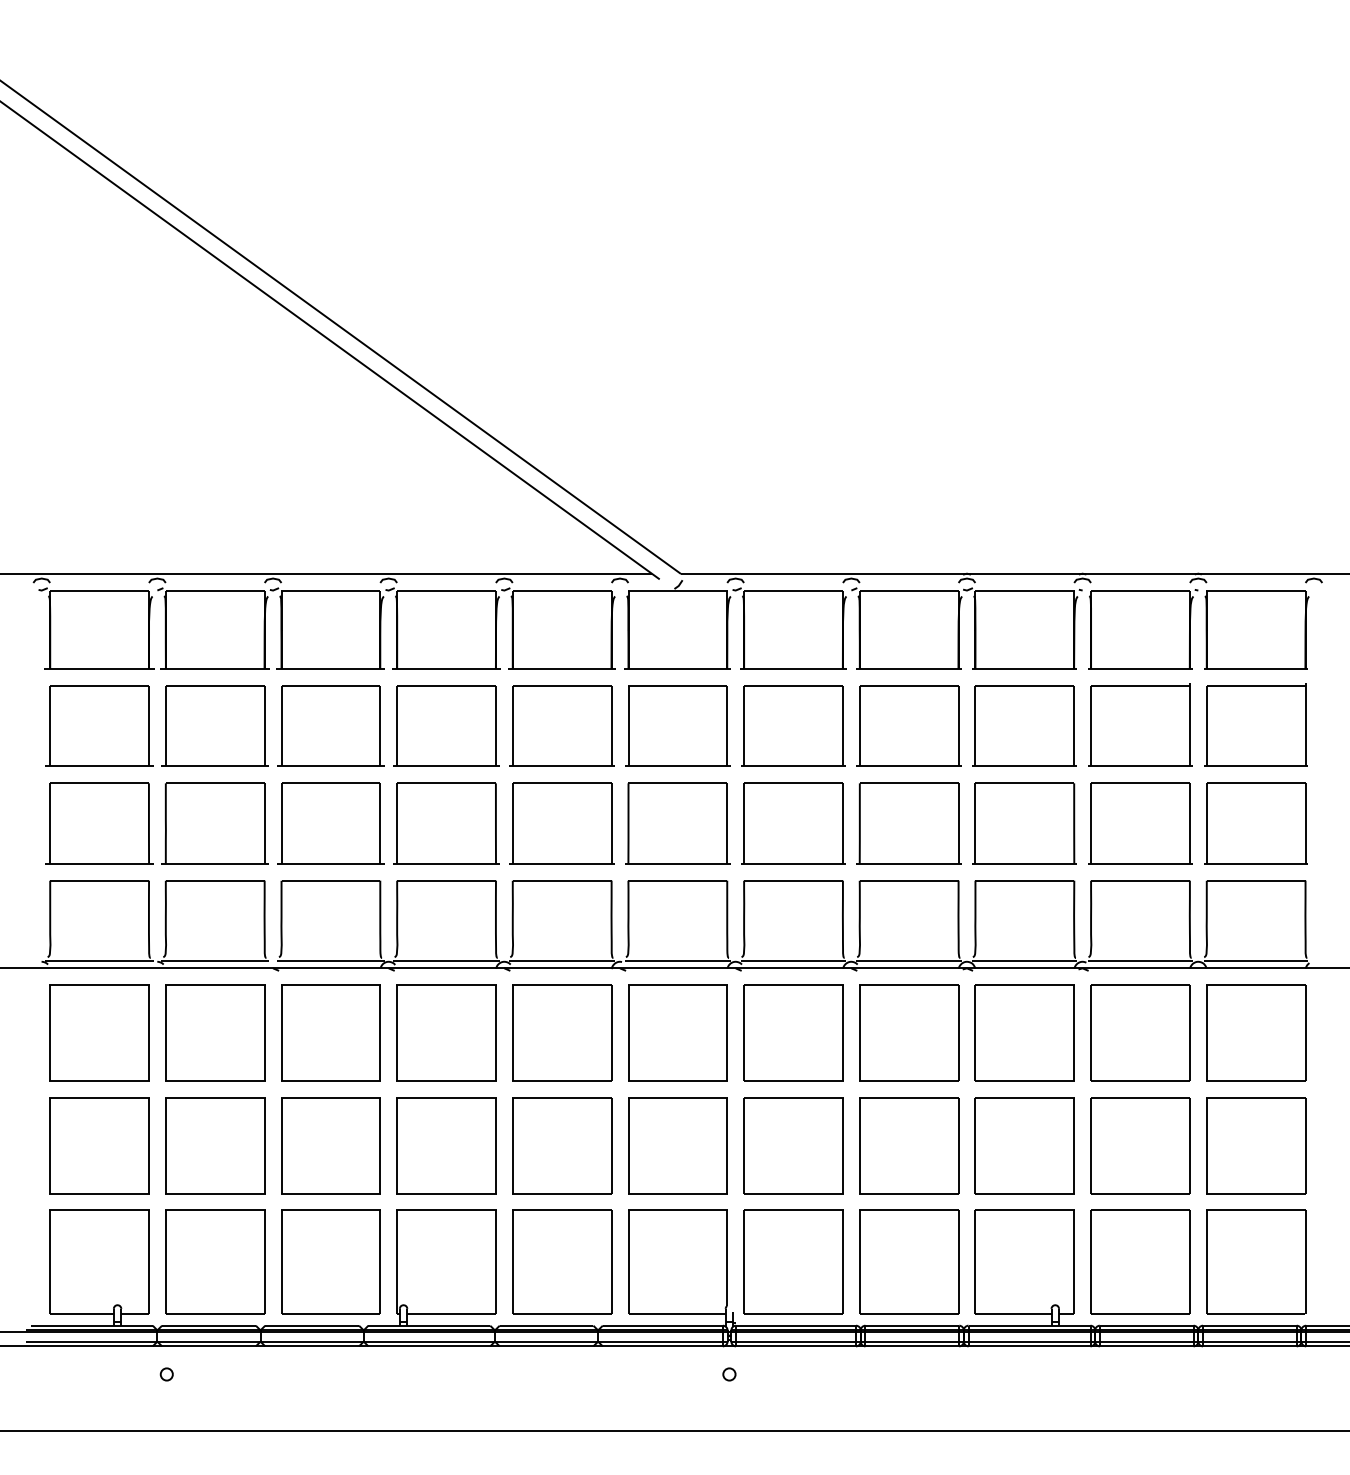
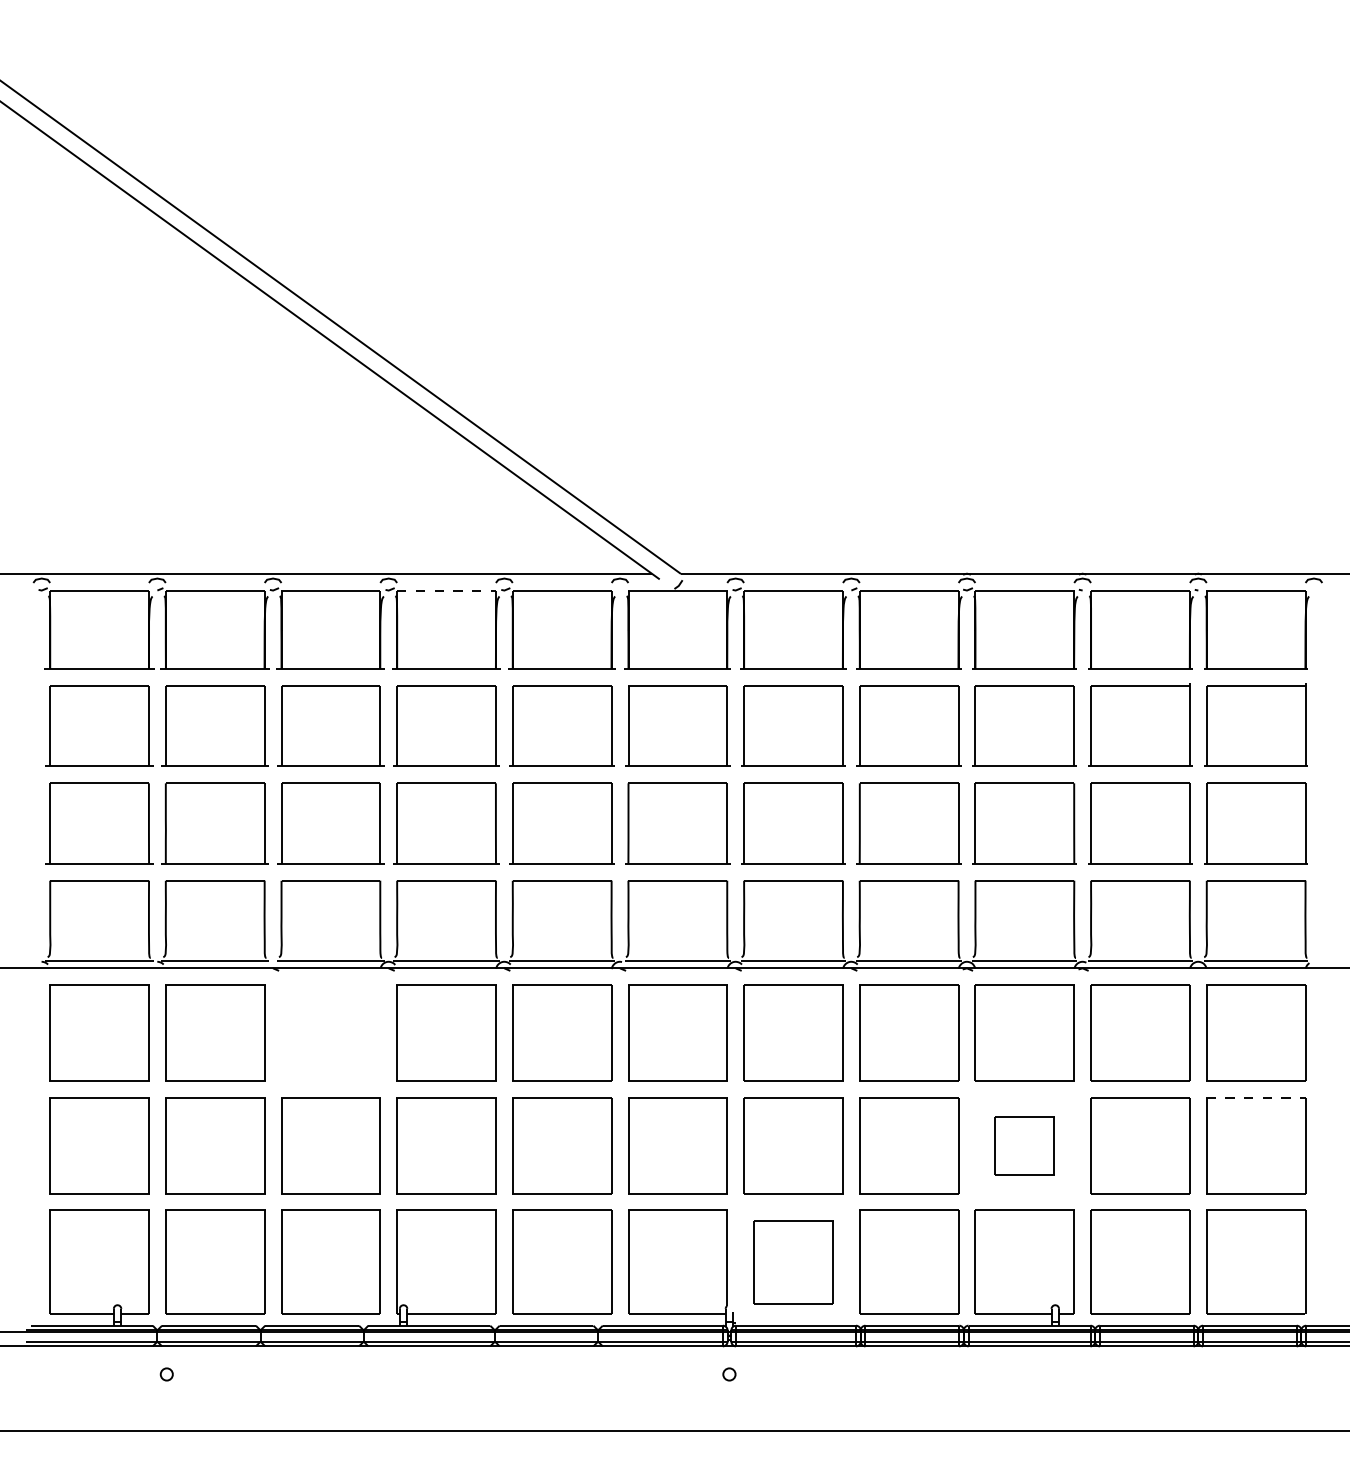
line: solid -> dashed (446, 590)
part: present -> none (330, 1032)
line: solid -> dashed (1256, 1097)
part size: 101x98 px -> 61x60 px (1024, 1145)
part size: 101x106 px -> 81x85 px (793, 1262)
